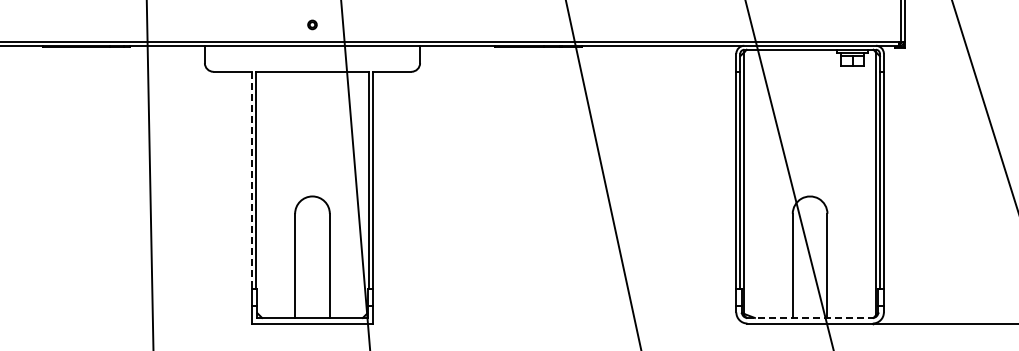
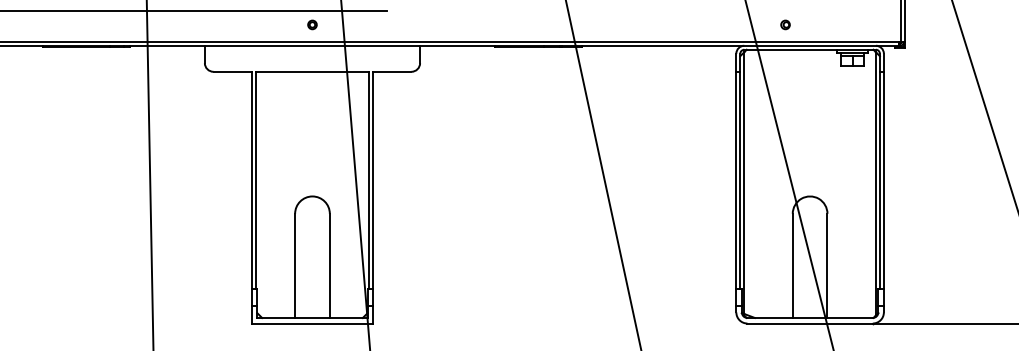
line: none -> present (194, 11)
part: none -> present (785, 24)
line: dashed -> solid (251, 180)
line: dashed -> solid (810, 317)
